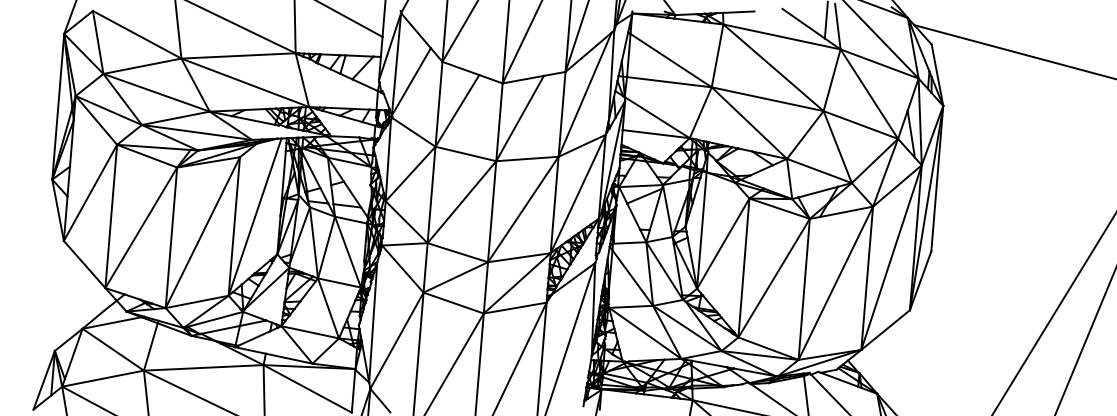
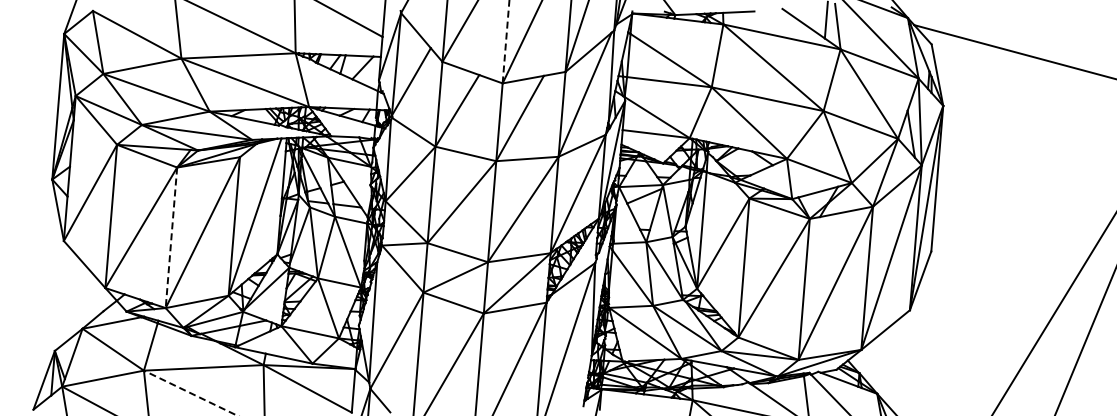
line: solid -> dashed (506, 41)
line: solid -> dashed (171, 237)
line: solid -> dashed (190, 393)
